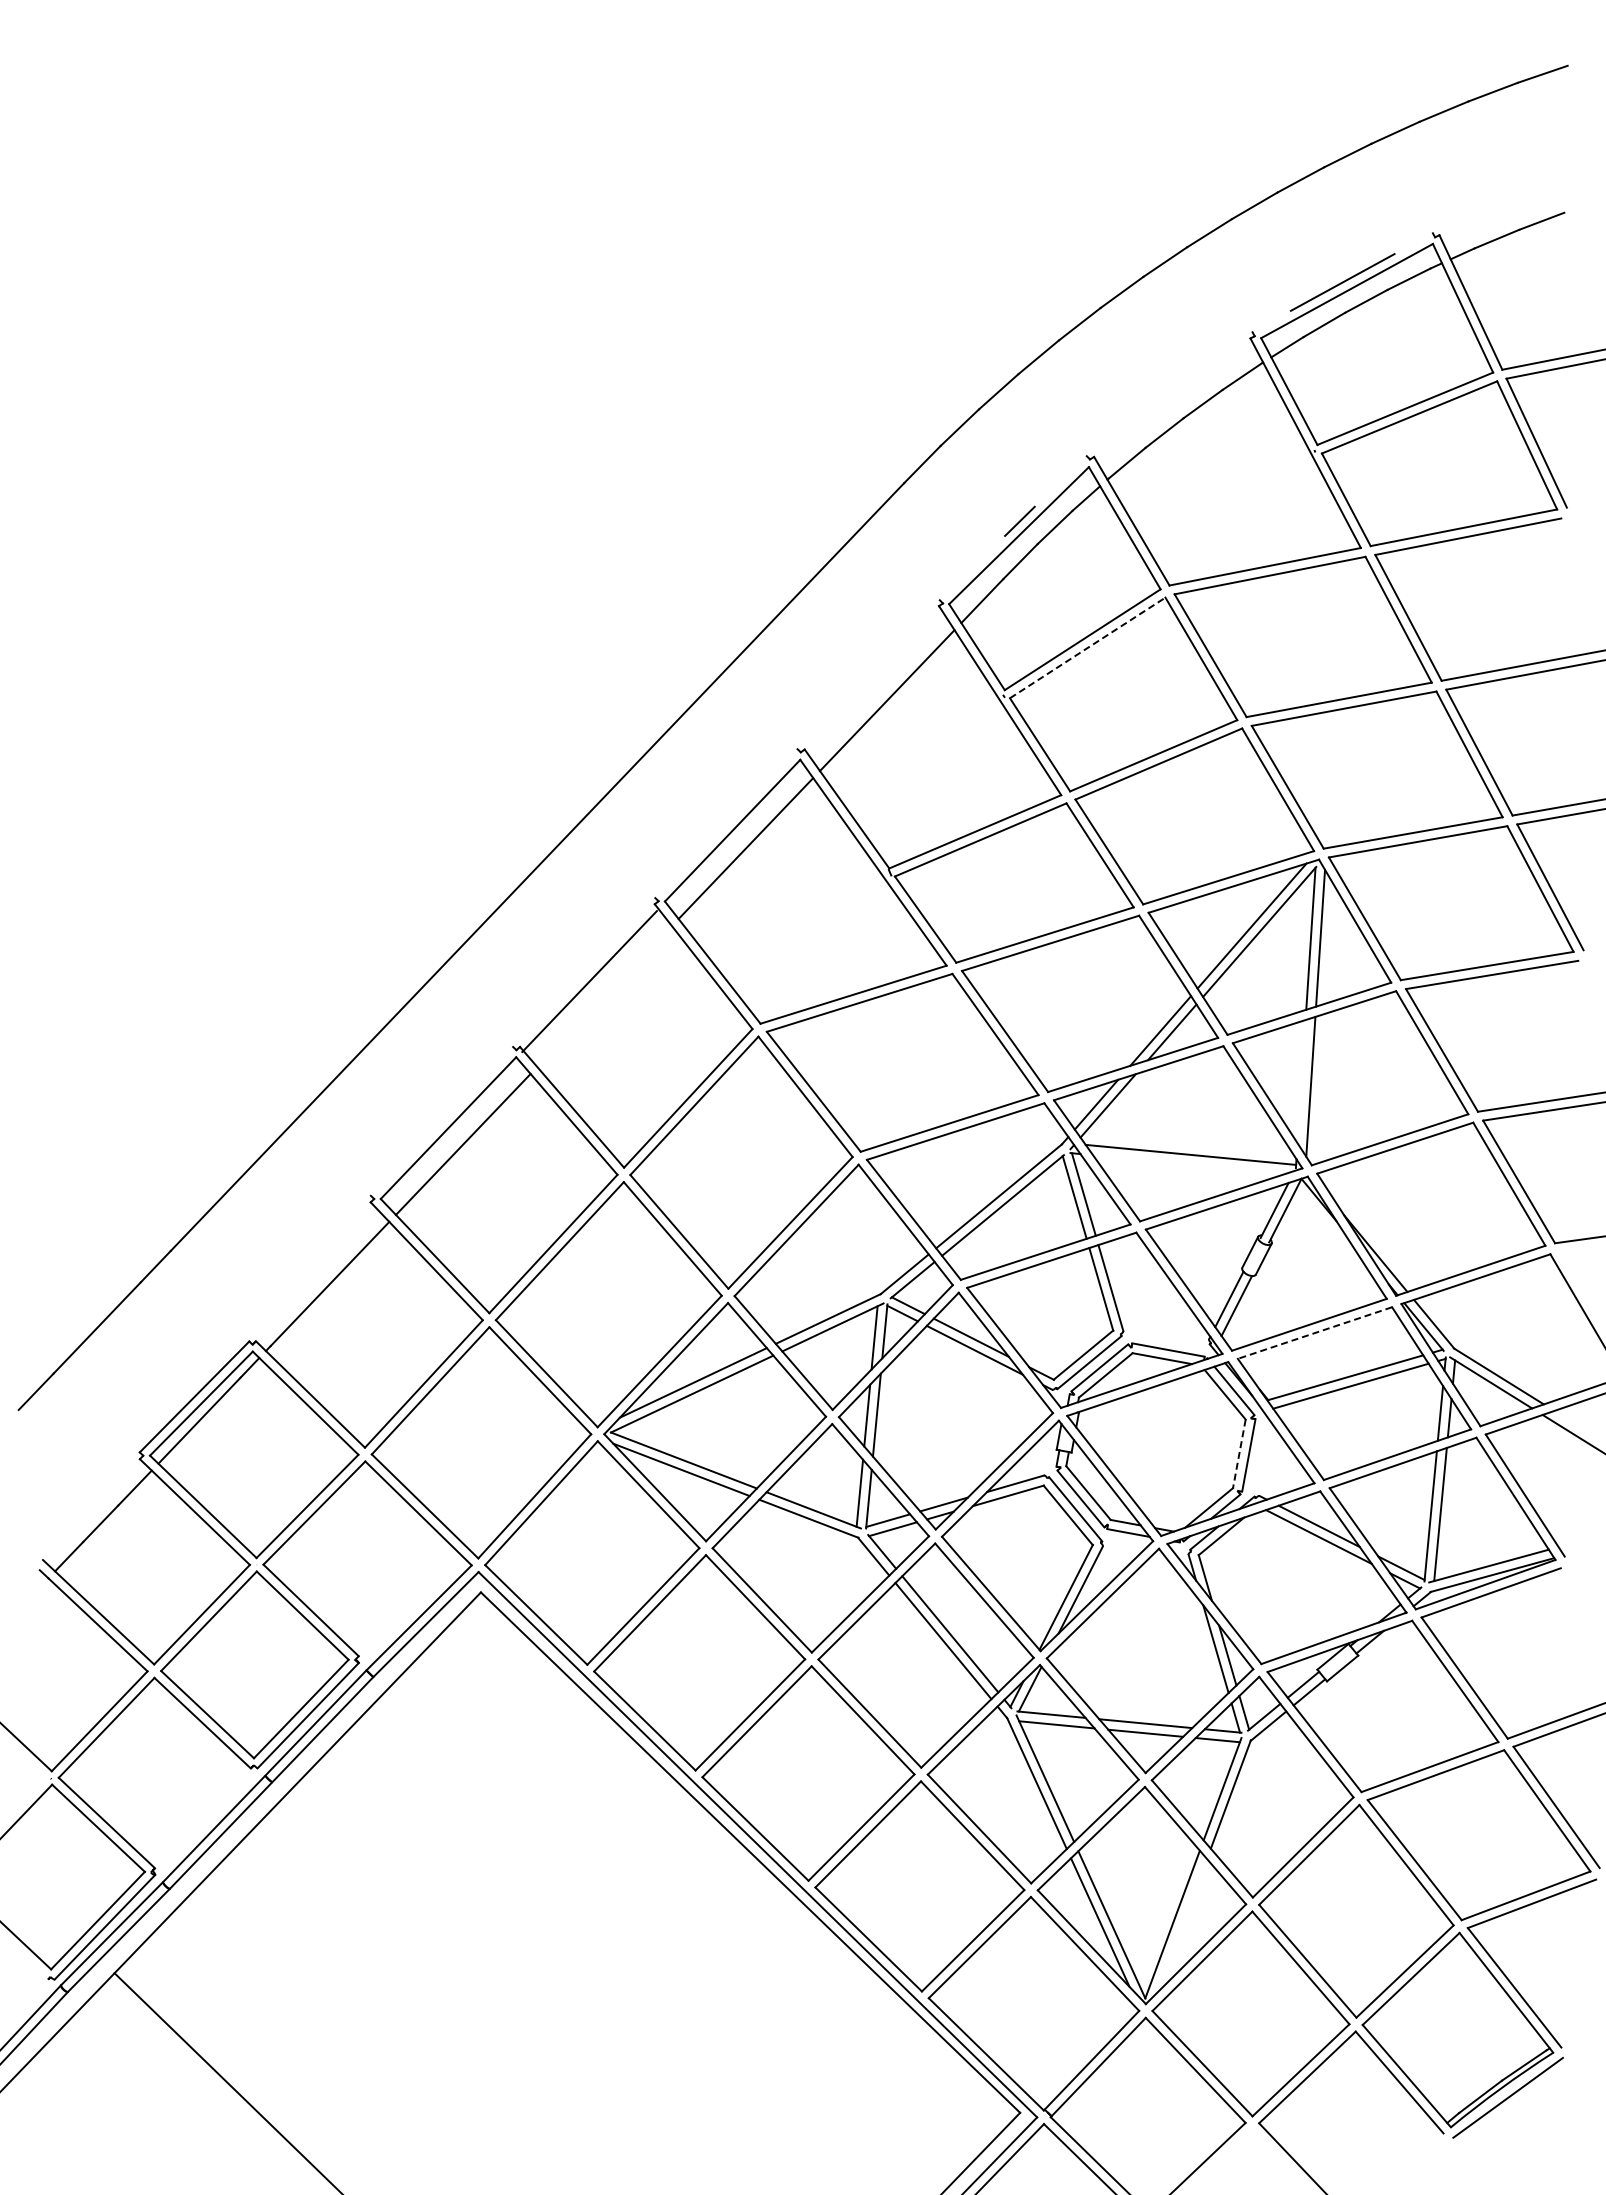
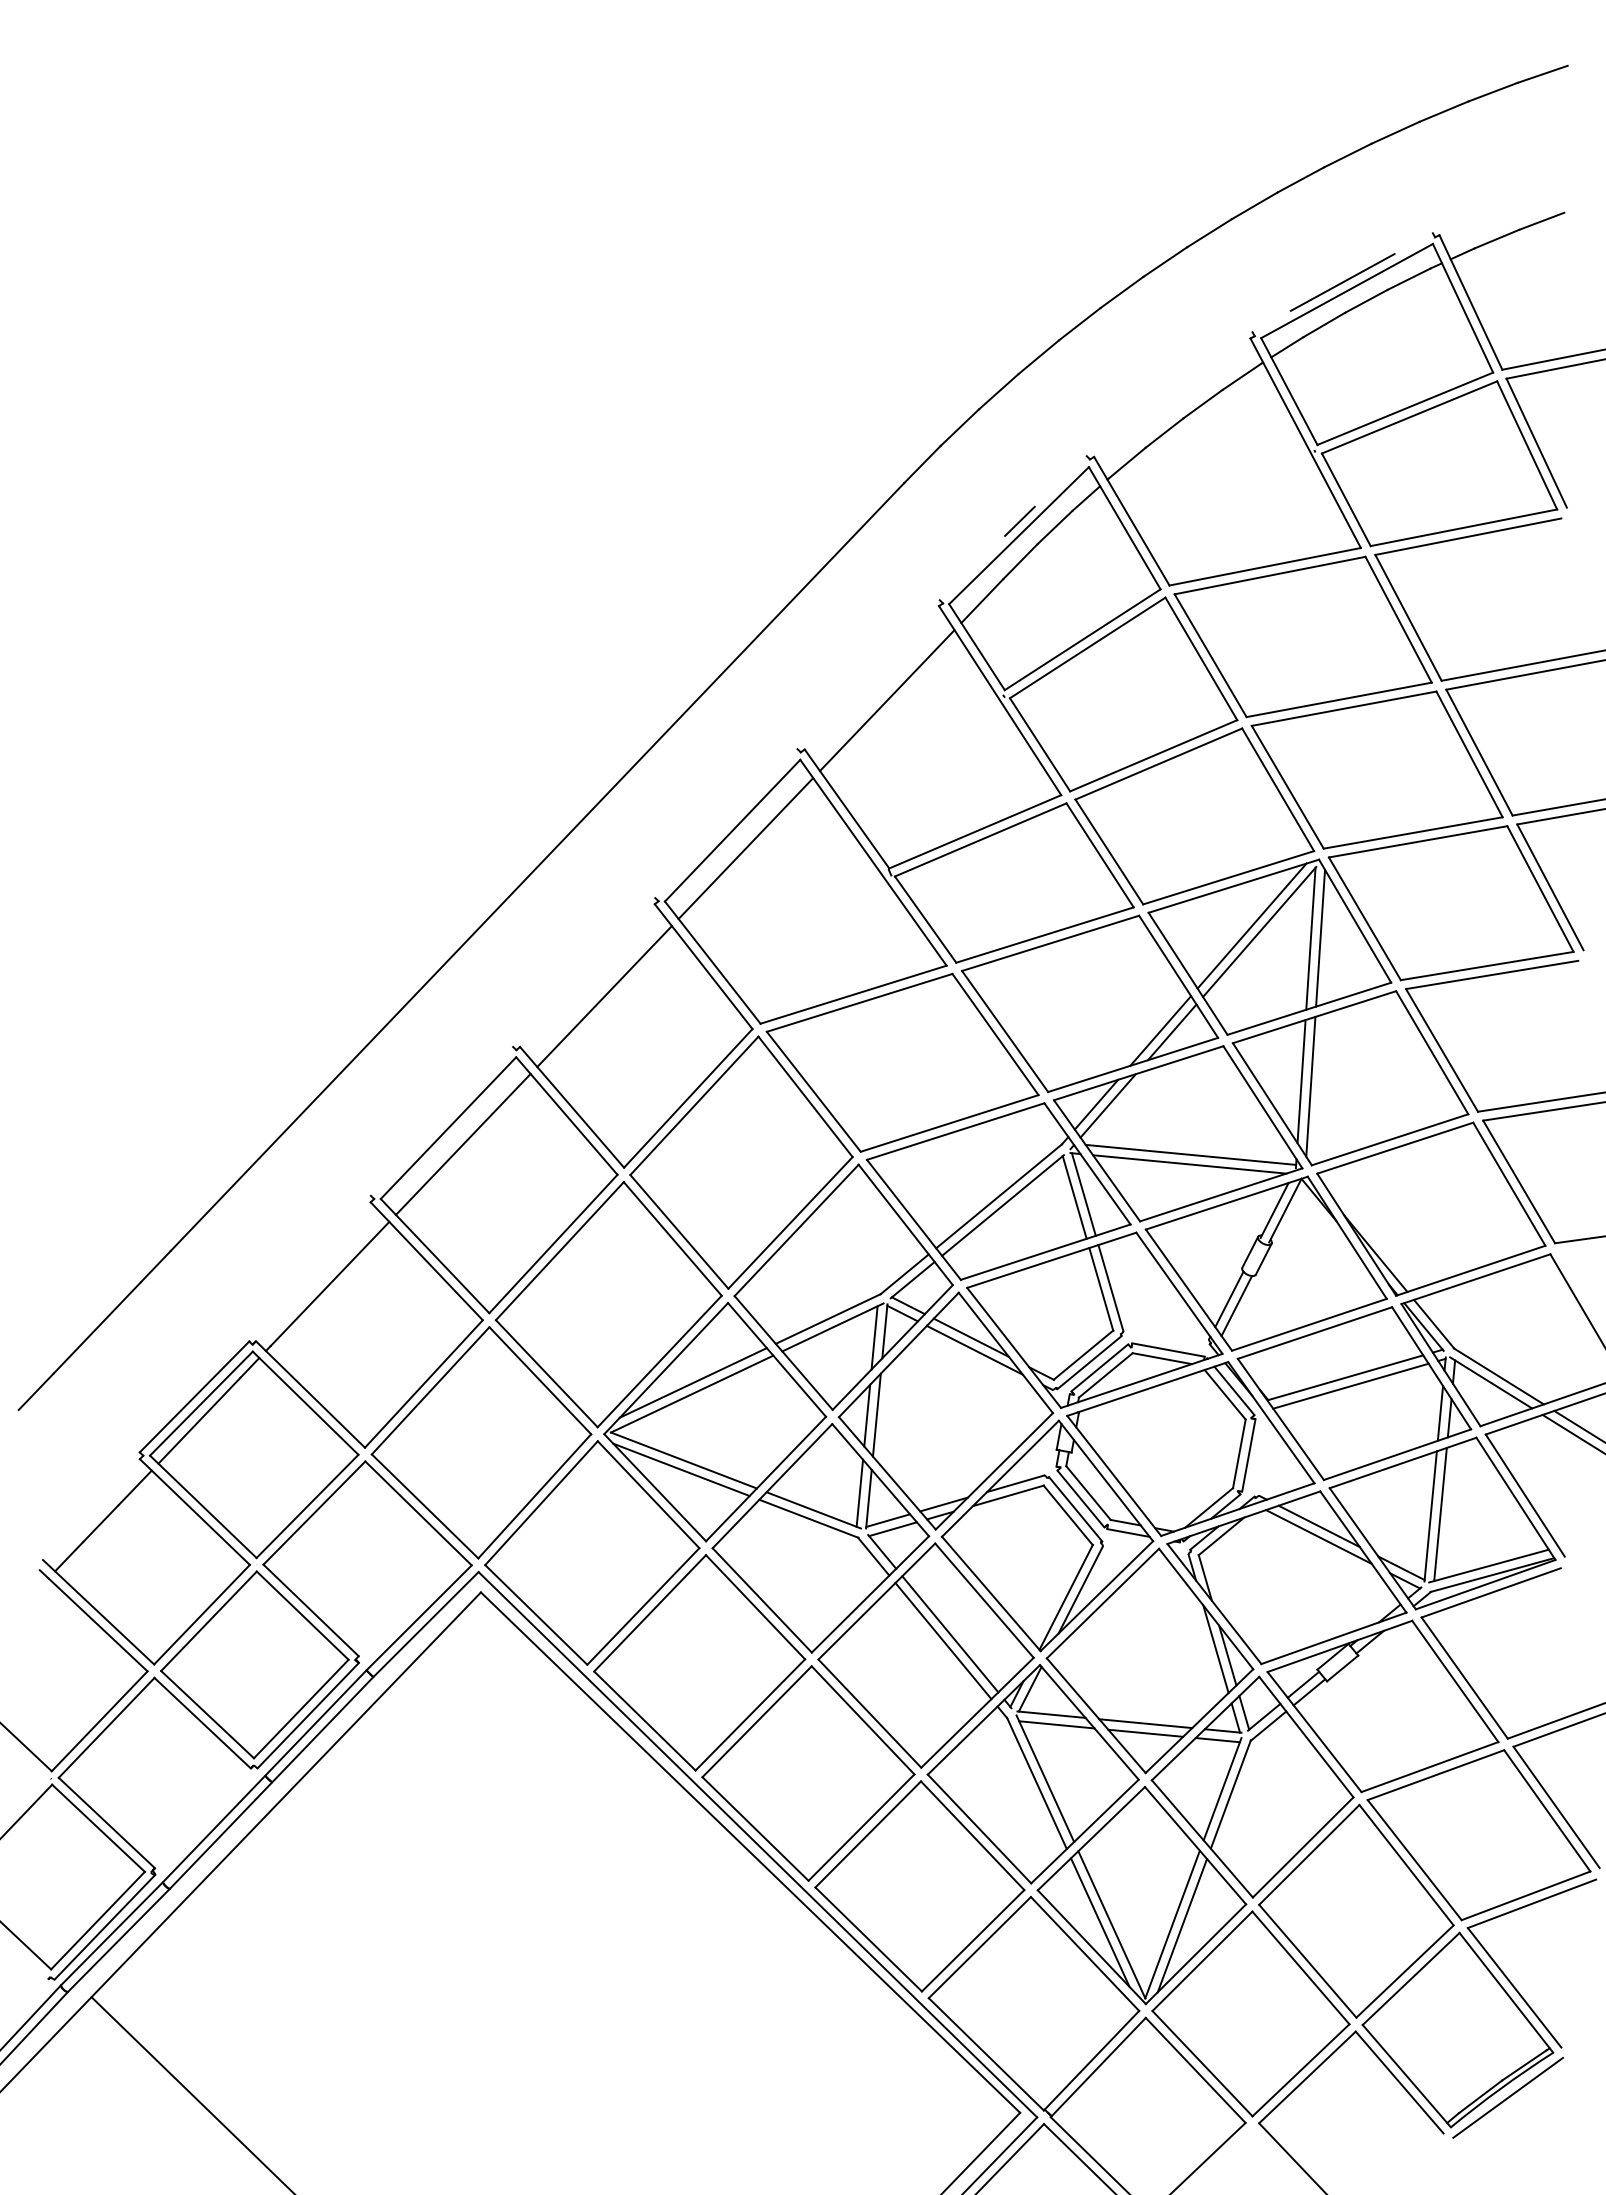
line: dashed -> solid (1087, 647)
line position: (589, 981) -> (604, 996) (604, 996)
line: none -> present (1301, 1081)
line: none -> present (1189, 1164)
line: dashed -> solid (1314, 1333)
line: none -> present (1578, 1425)
line: dashed -> solid (1239, 1453)
line: none -> present (1182, 1925)
line position: (227, 2082) -> (191, 2094) (191, 2094)
